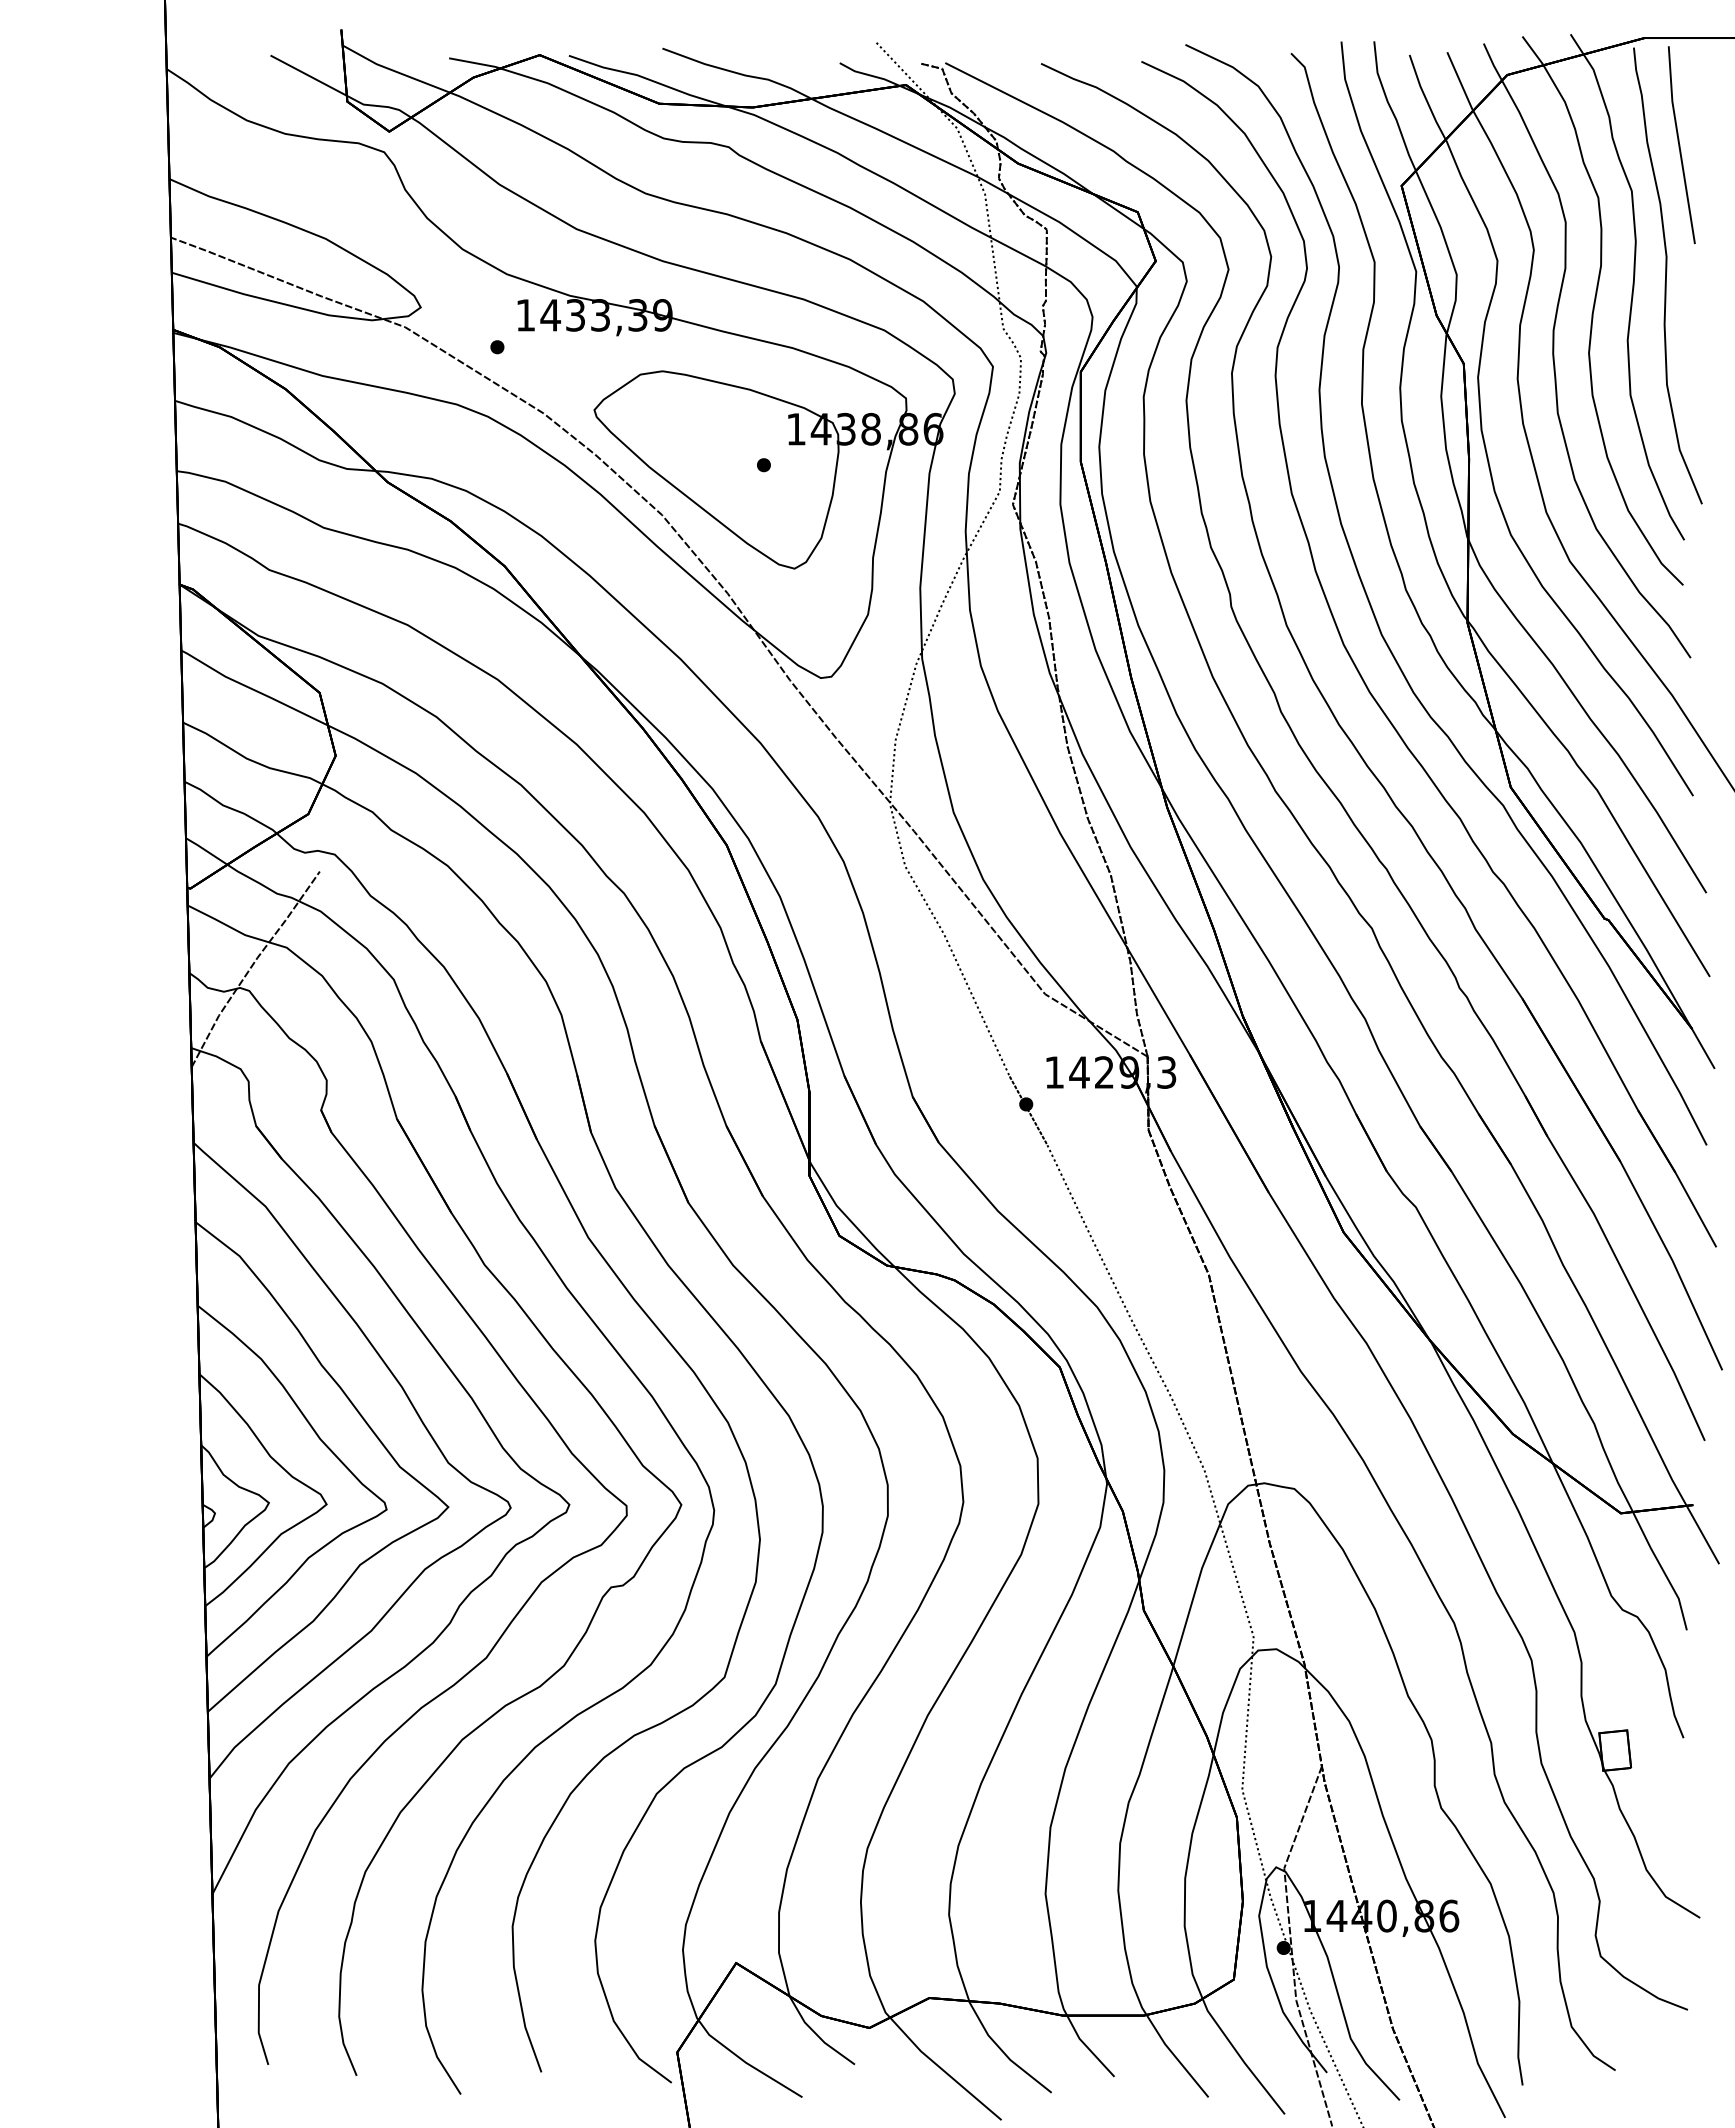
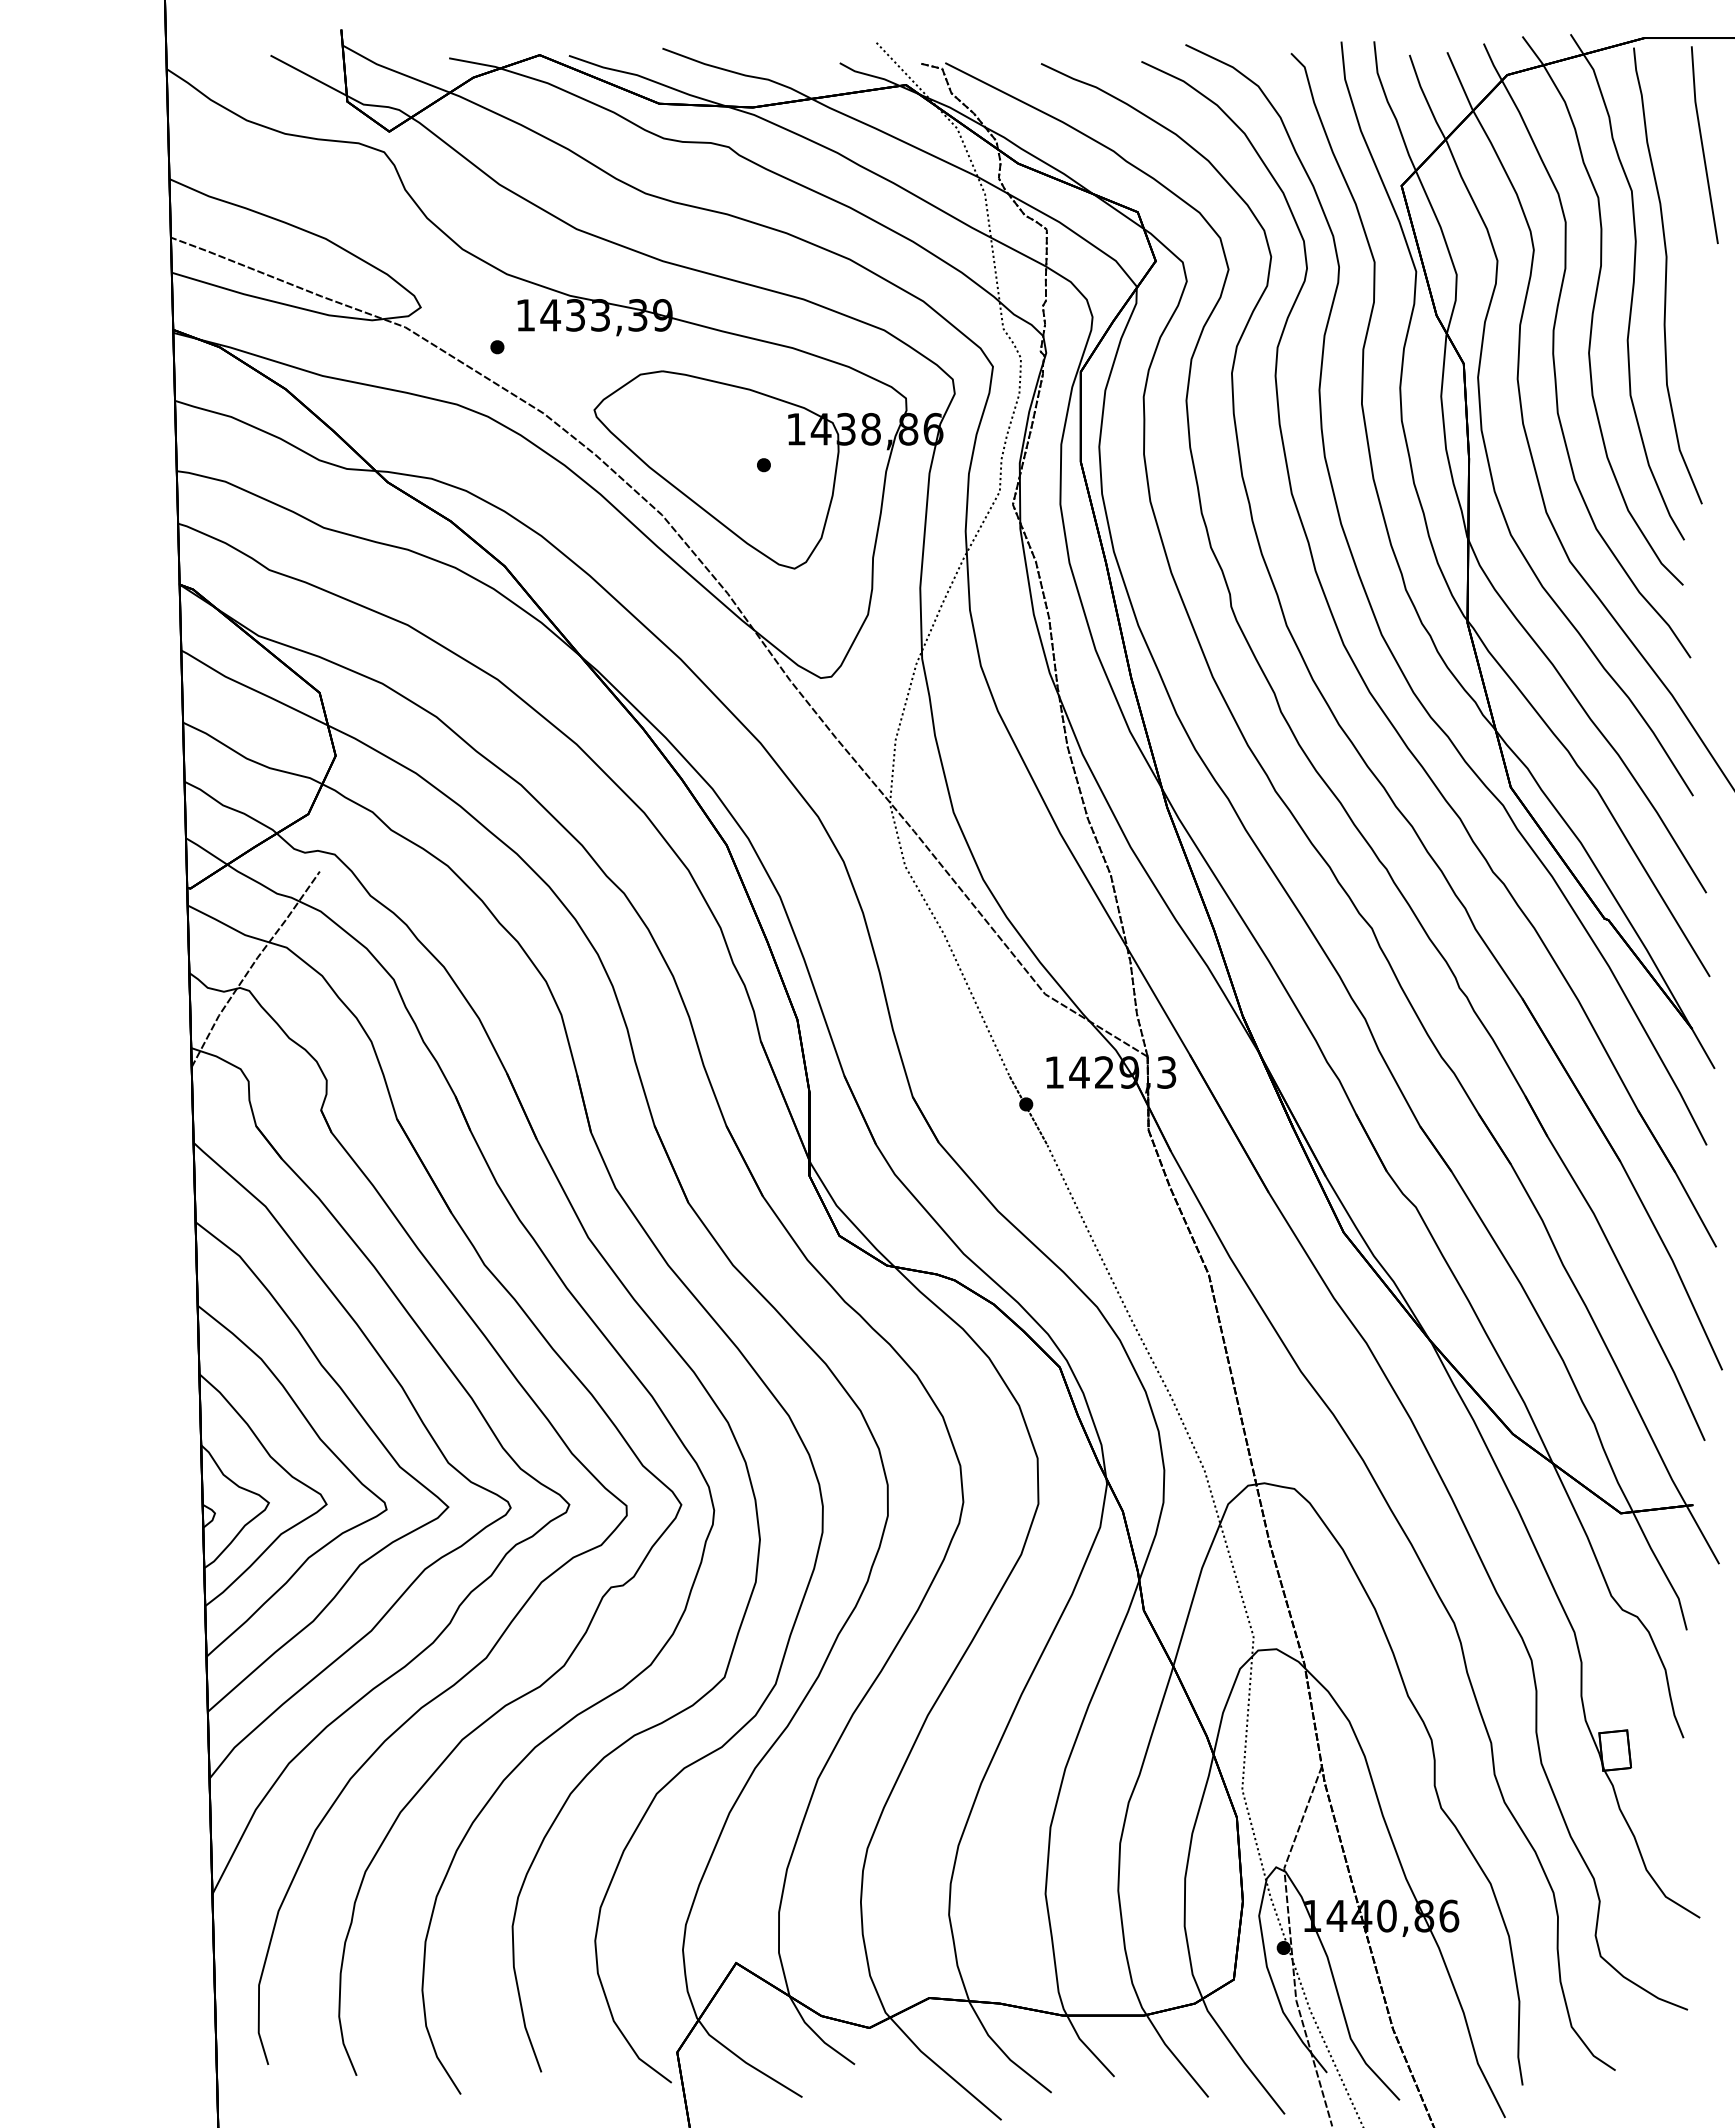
line position: (1680, 145) -> (1703, 145) (1703, 145)
